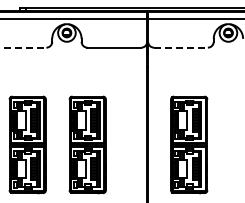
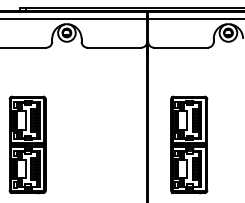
line: dashed -> solid (23, 47)
line: dashed -> solid (180, 47)
part: present -> none (87, 144)
